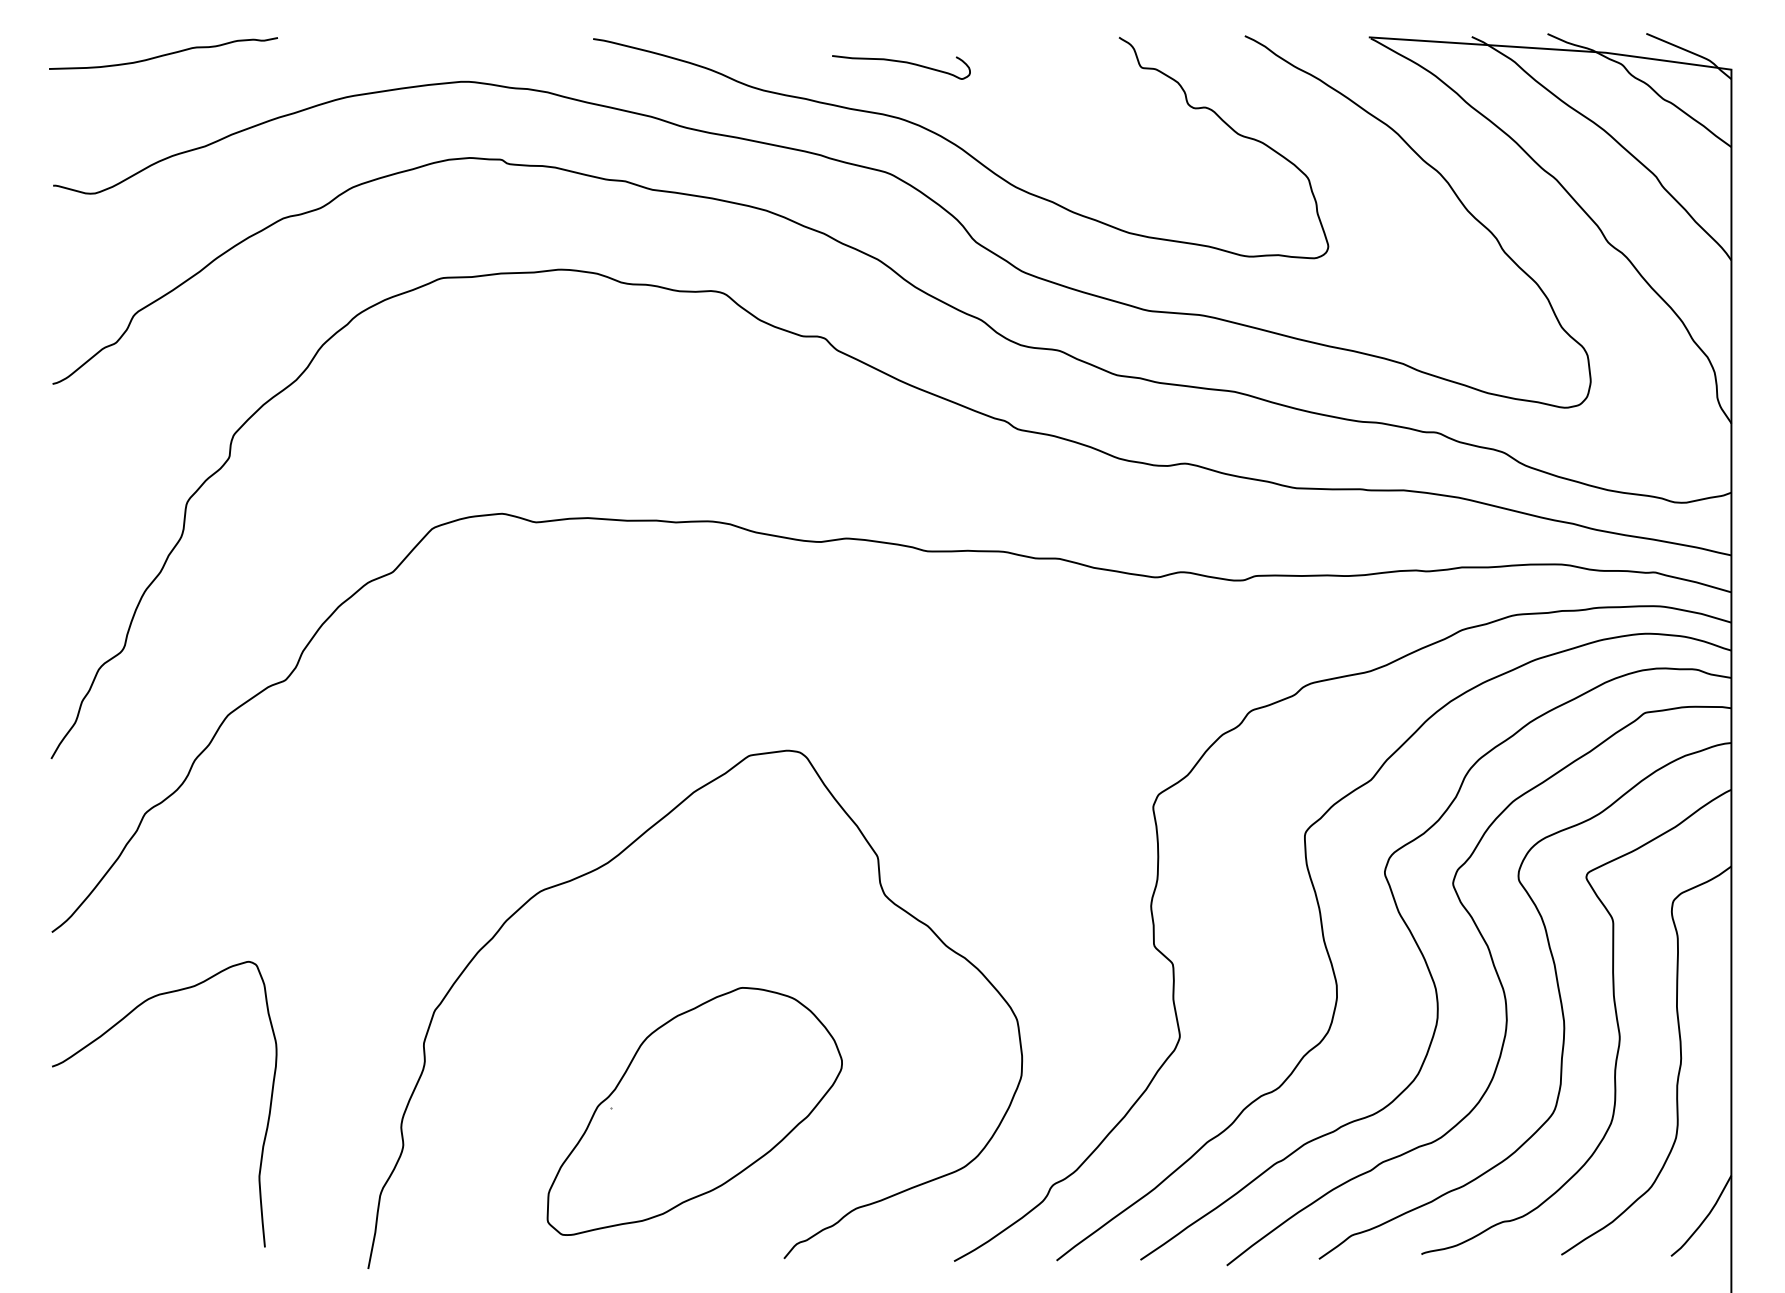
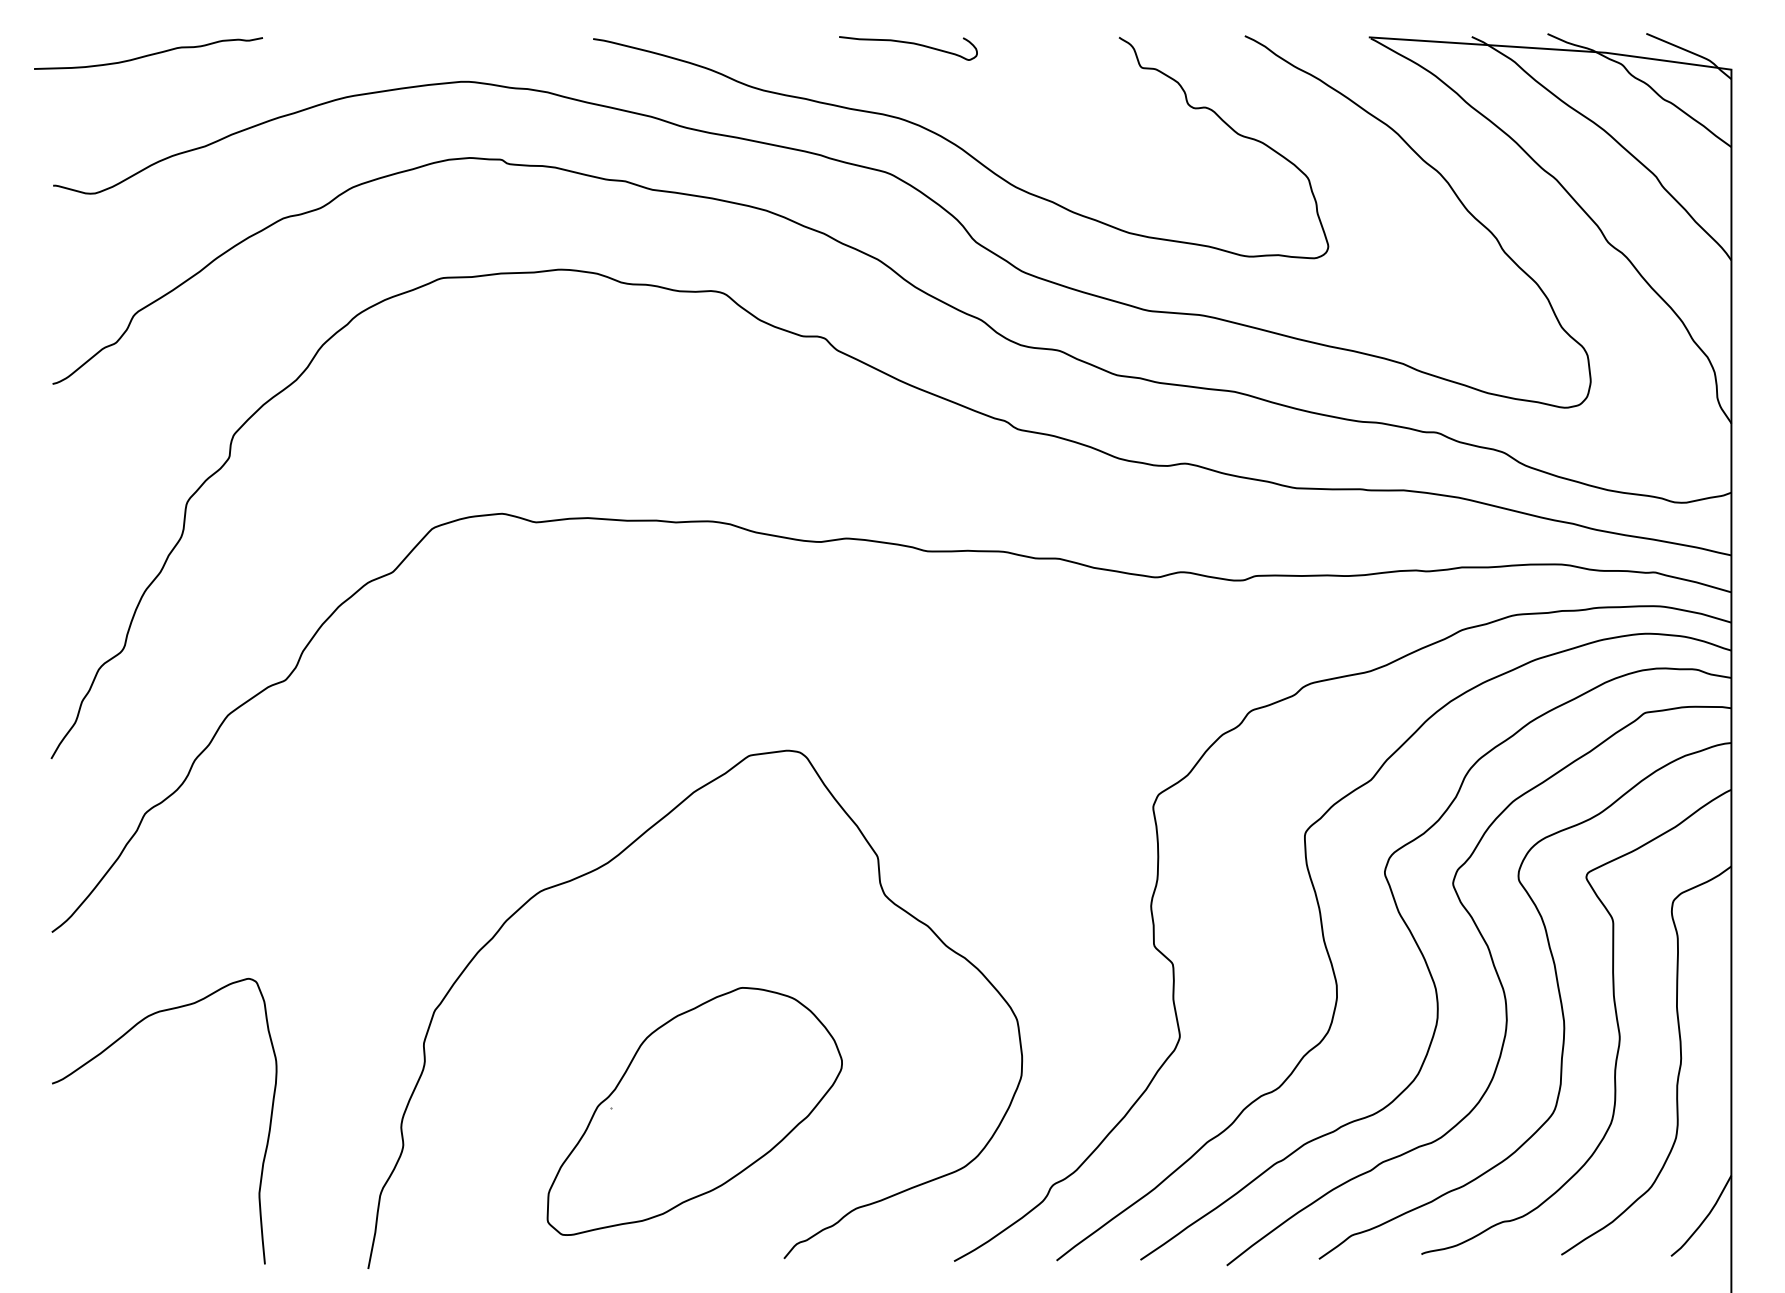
curve position: (163, 54) -> (148, 54) (148, 54)
curve position: (901, 62) -> (908, 43) (908, 43)
curve position: (106, 1033) -> (106, 1050) (106, 1050)
